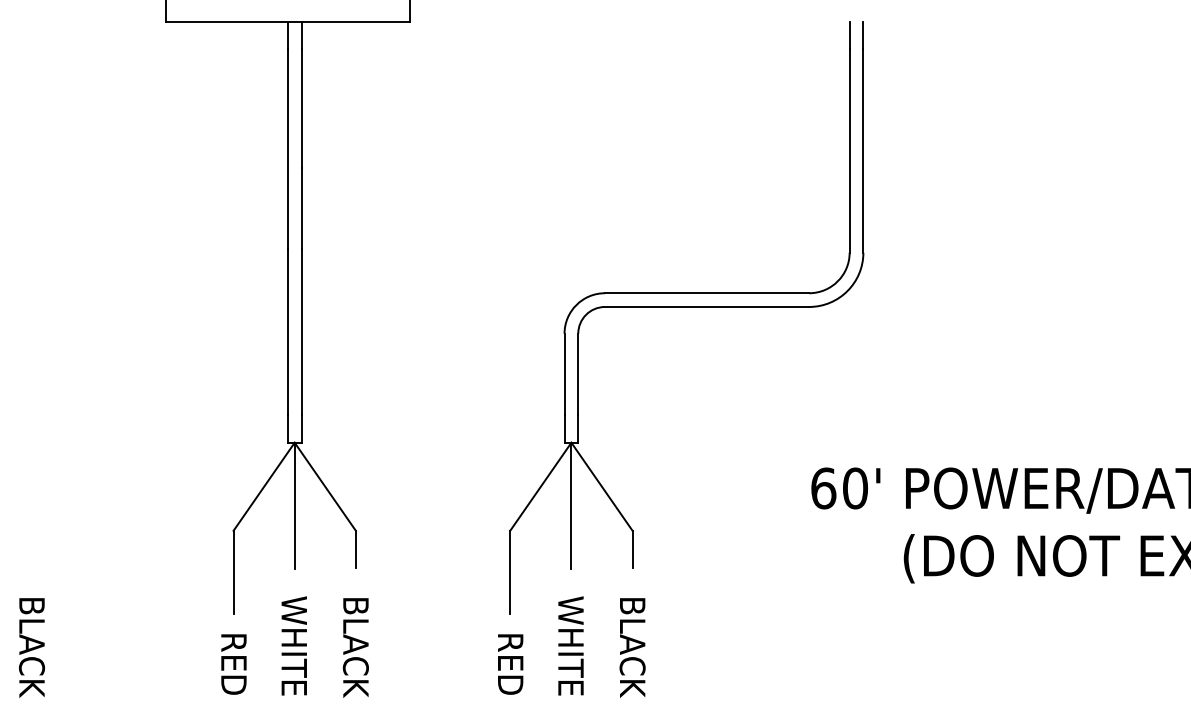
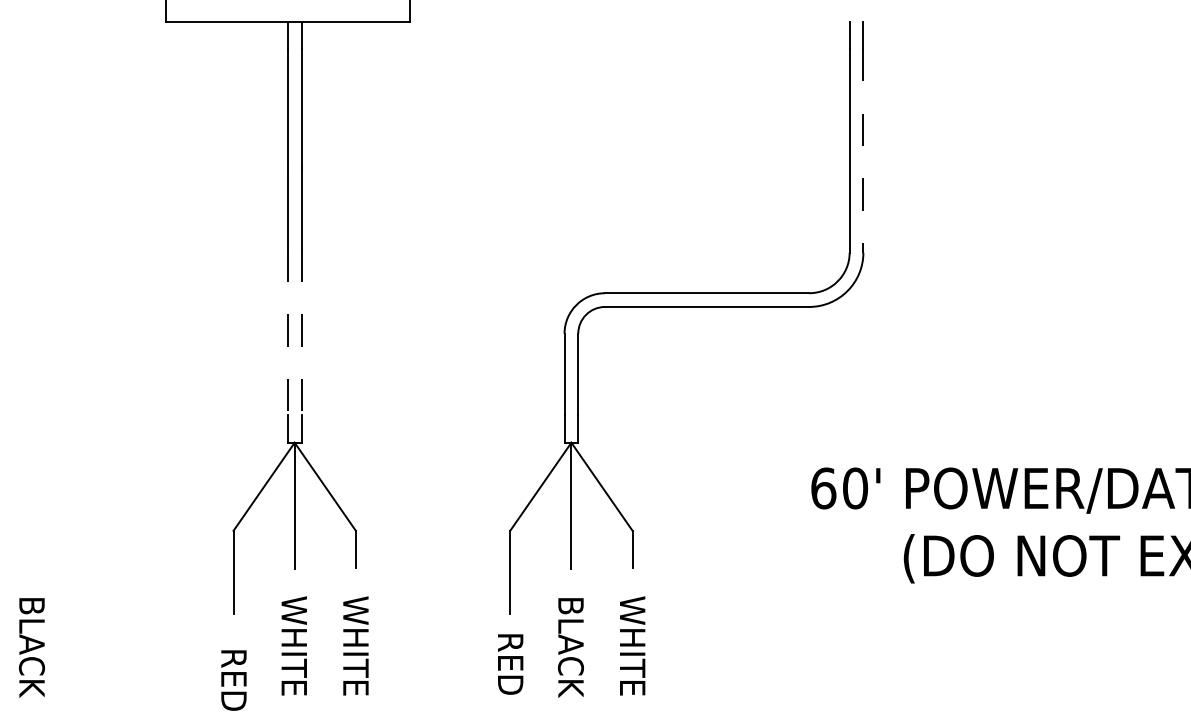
line: solid -> dashed (863, 150)
line: solid -> dashed (287, 332)
line: solid -> dashed (301, 332)
text: BLACK -> WHITE (355, 646)
text: WHITE -> BLACK (570, 646)
text: BLACK -> WHITE (632, 646)
text position: (233, 664) -> (233, 680) (233, 680)
